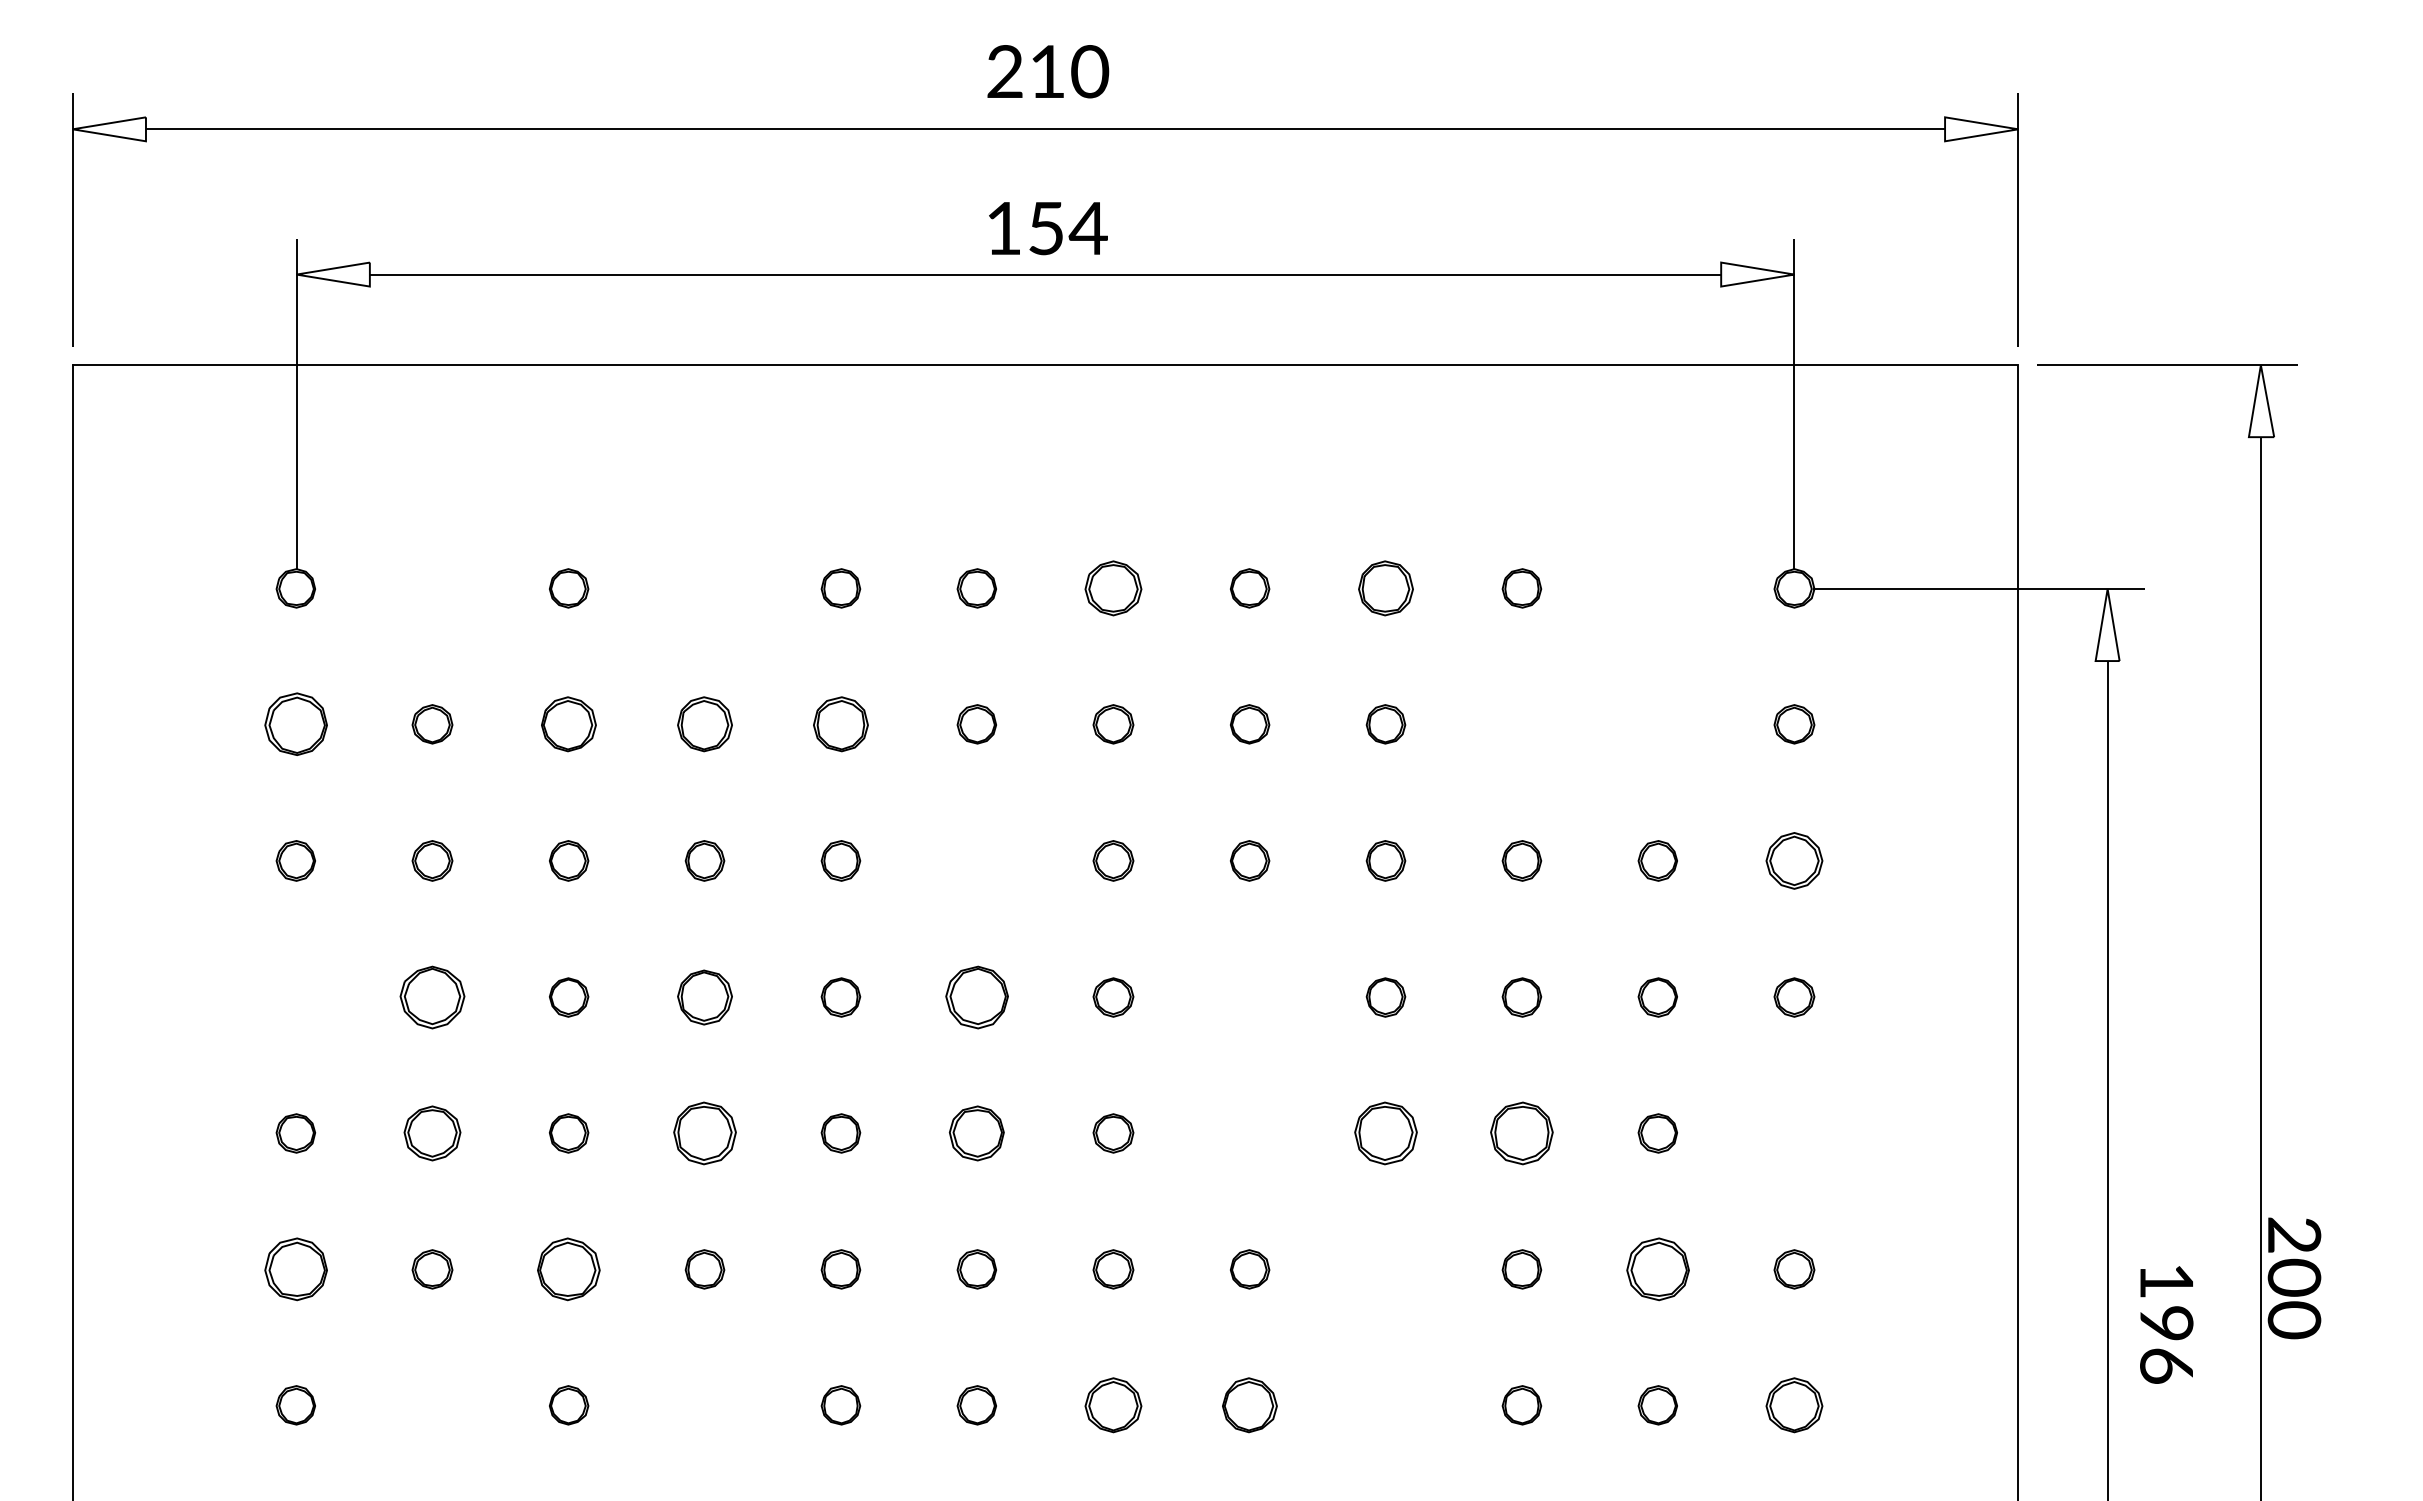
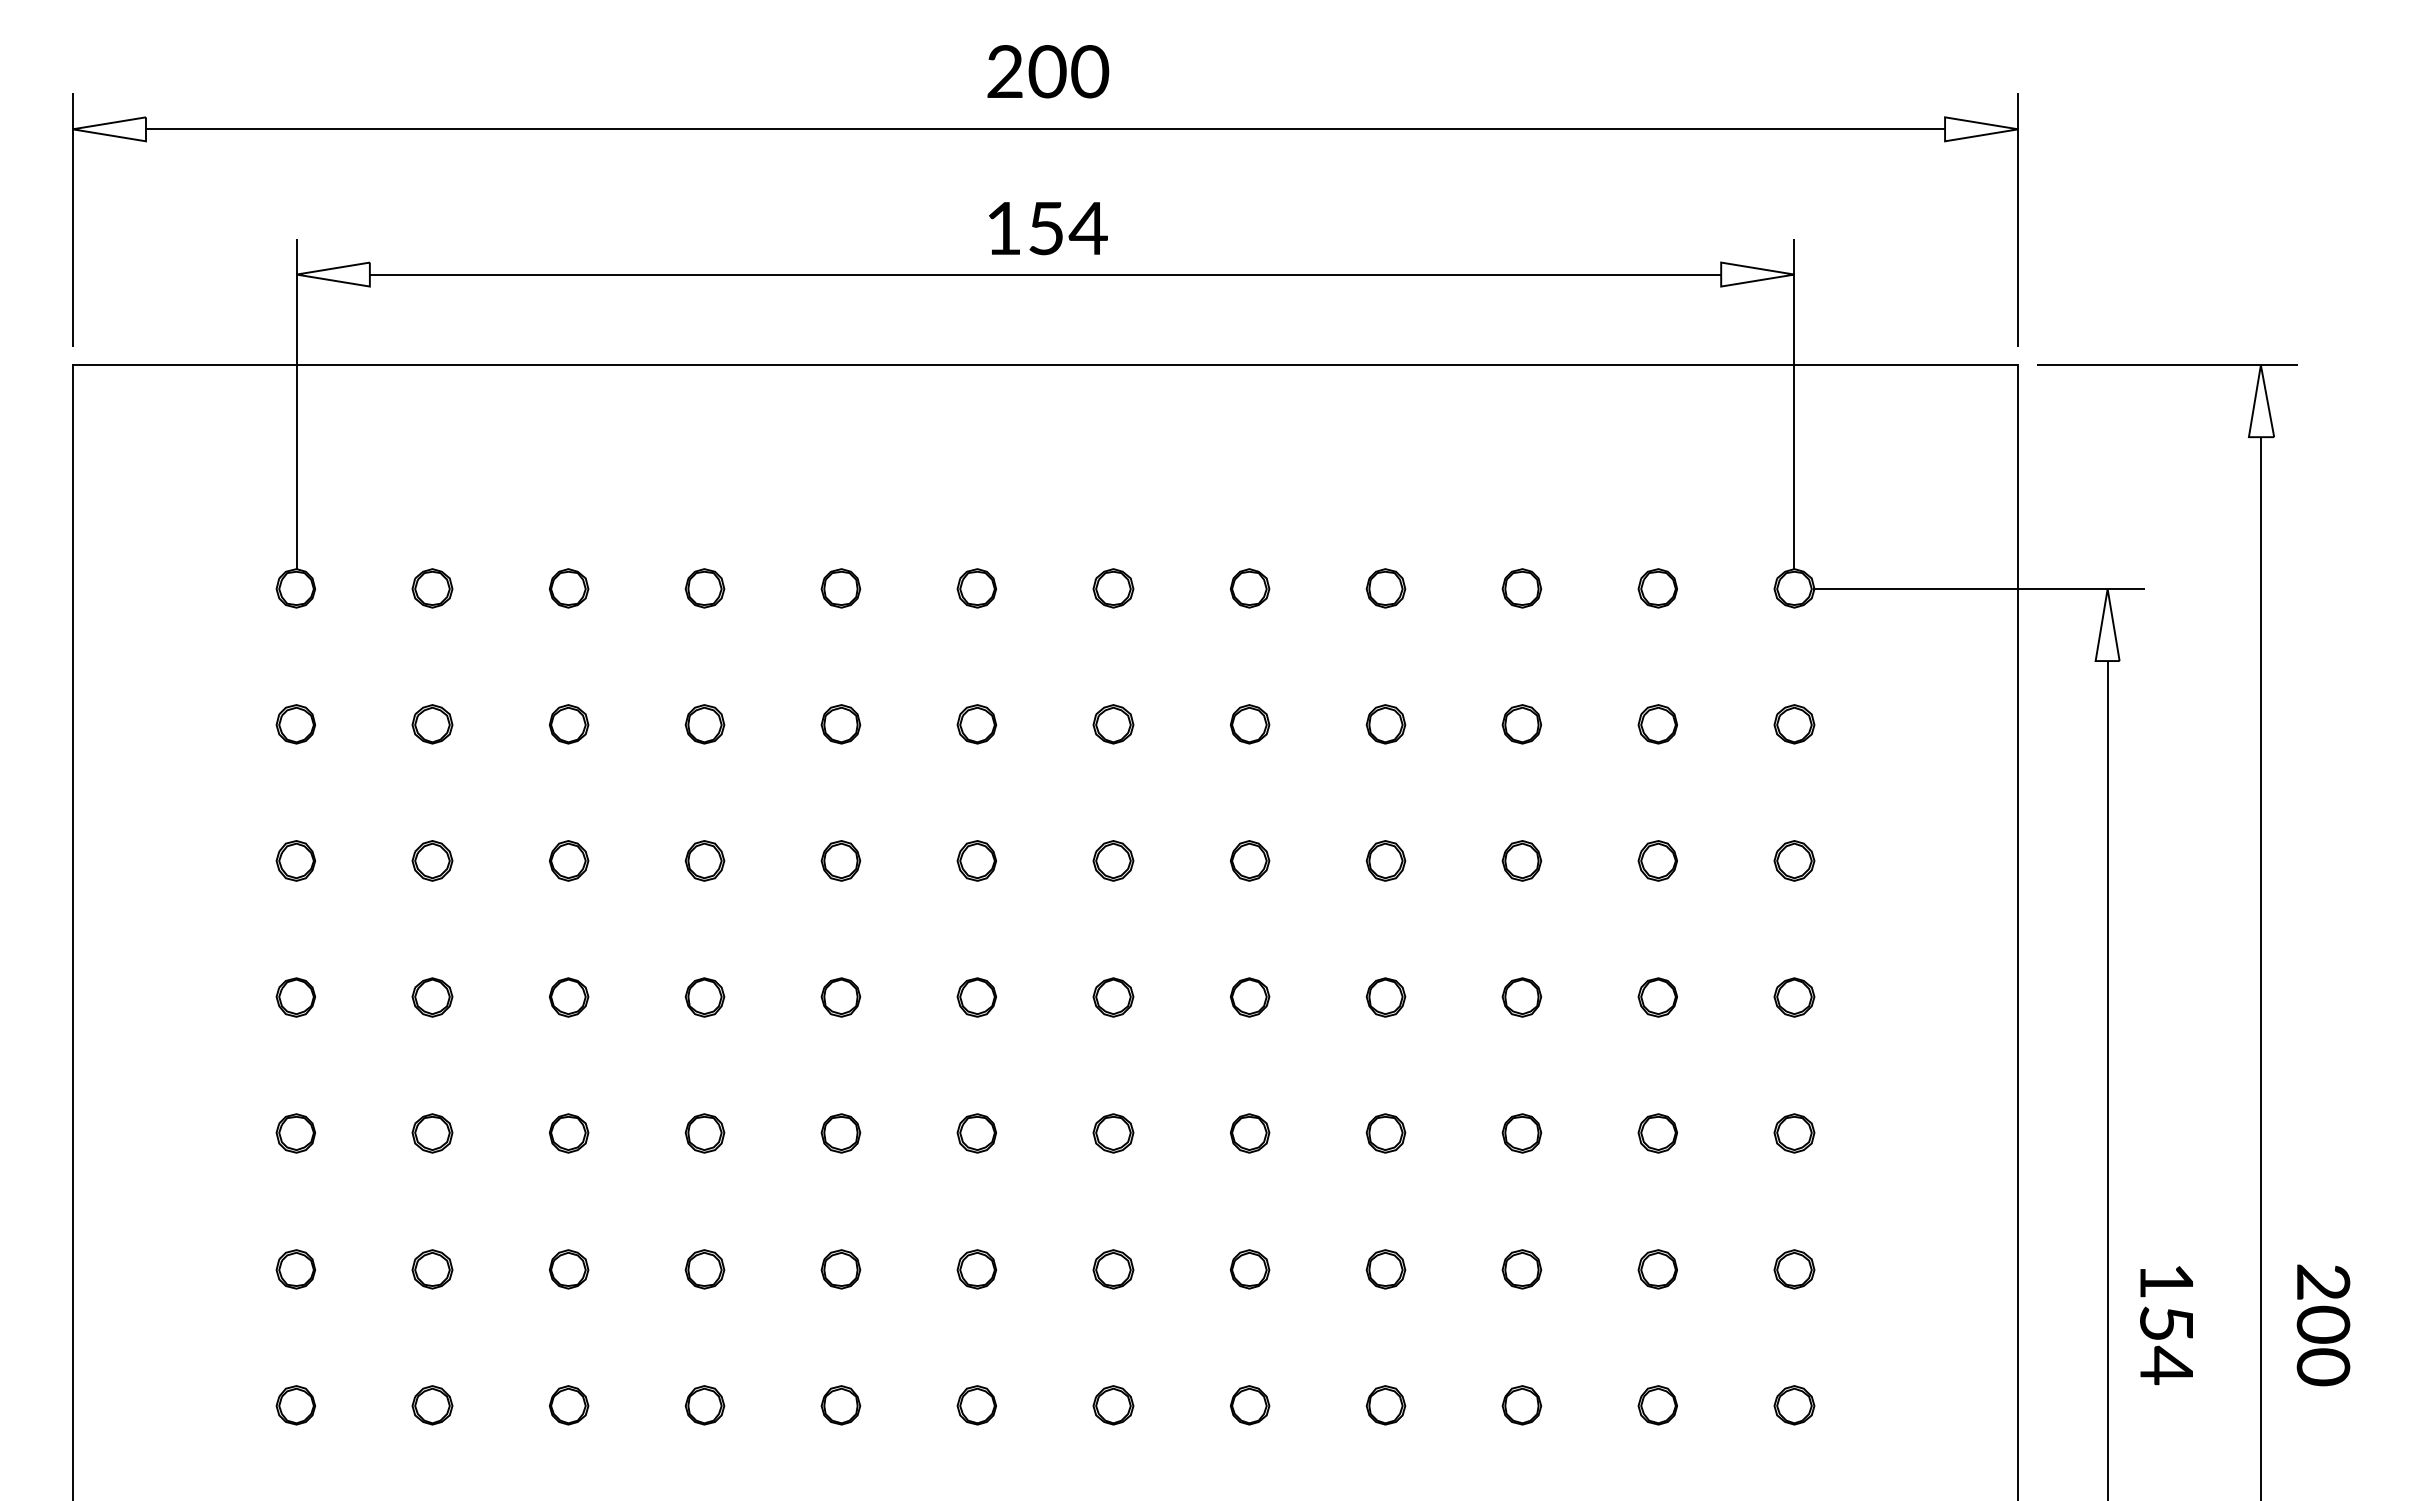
text: 210 -> 200 (1047, 71)
part: none -> present (432, 588)
part: none -> present (704, 588)
part size: 59x57 px -> 43x41 px (1113, 588)
part size: 56x57 px -> 42x41 px (1385, 588)
part: none -> present (1657, 588)
part size: 64x64 px -> 41x41 px (295, 724)
part size: 56x57 px -> 41x41 px (569, 724)
part size: 56x57 px -> 42x41 px (704, 724)
part size: 56x57 px -> 42x41 px (840, 724)
part: none -> present (1521, 724)
part: none -> present (1657, 724)
part: none -> present (976, 860)
part size: 59x58 px -> 43x42 px (1794, 860)
part: none -> present (295, 997)
part size: 67x65 px -> 43x41 px (432, 997)
part size: 56x57 px -> 42x41 px (704, 997)
part size: 64x65 px -> 41x41 px (976, 997)
part: none -> present (1250, 997)
part size: 59x57 px -> 43x41 px (432, 1133)
part size: 64x65 px -> 42x41 px (704, 1133)
part size: 57x57 px -> 42x41 px (976, 1133)
part: none -> present (1249, 1133)
part size: 64x65 px -> 42x41 px (1385, 1133)
part size: 64x65 px -> 42x41 px (1521, 1133)
part: none -> present (1794, 1133)
part size: 64x65 px -> 41x41 px (295, 1269)
part size: 64x65 px -> 41x41 px (569, 1269)
part: none -> present (1385, 1269)
part size: 64x65 px -> 41x41 px (1657, 1269)
text position: (2294, 1278) -> (2323, 1325) (2323, 1325)
text: 196 -> 154 (2166, 1345)
part: none -> present (432, 1405)
part: none -> present (704, 1405)
part size: 59x57 px -> 43x41 px (1113, 1405)
part size: 56x57 px -> 41x41 px (1250, 1405)
part: none -> present (1385, 1405)
part size: 59x57 px -> 43x41 px (1794, 1405)
